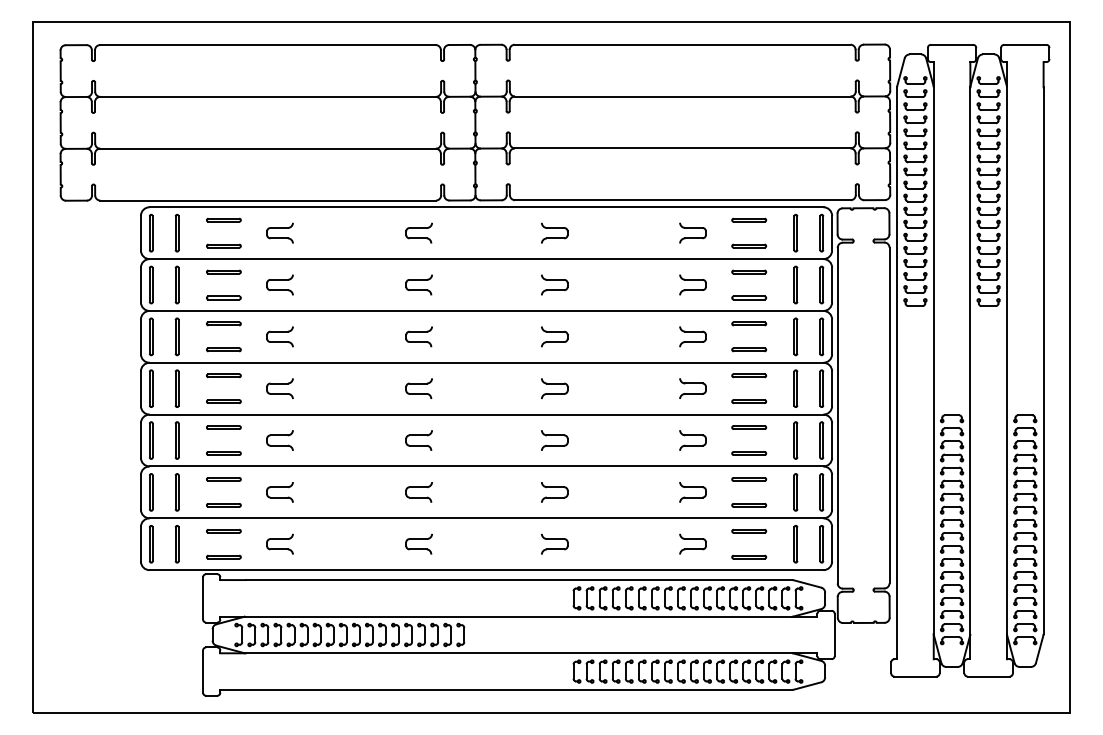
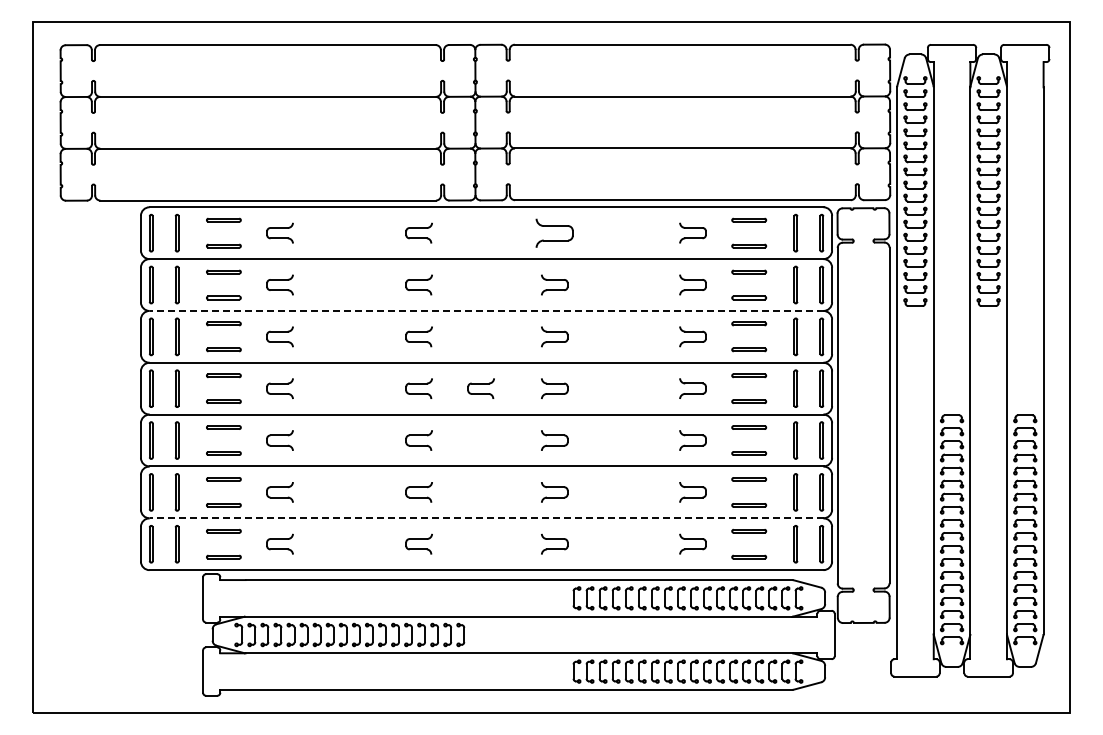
part size: 28x22 px -> 39x30 px (554, 232)
line: solid -> dashed (486, 310)
part: none -> present (480, 388)
line: solid -> dashed (486, 518)
